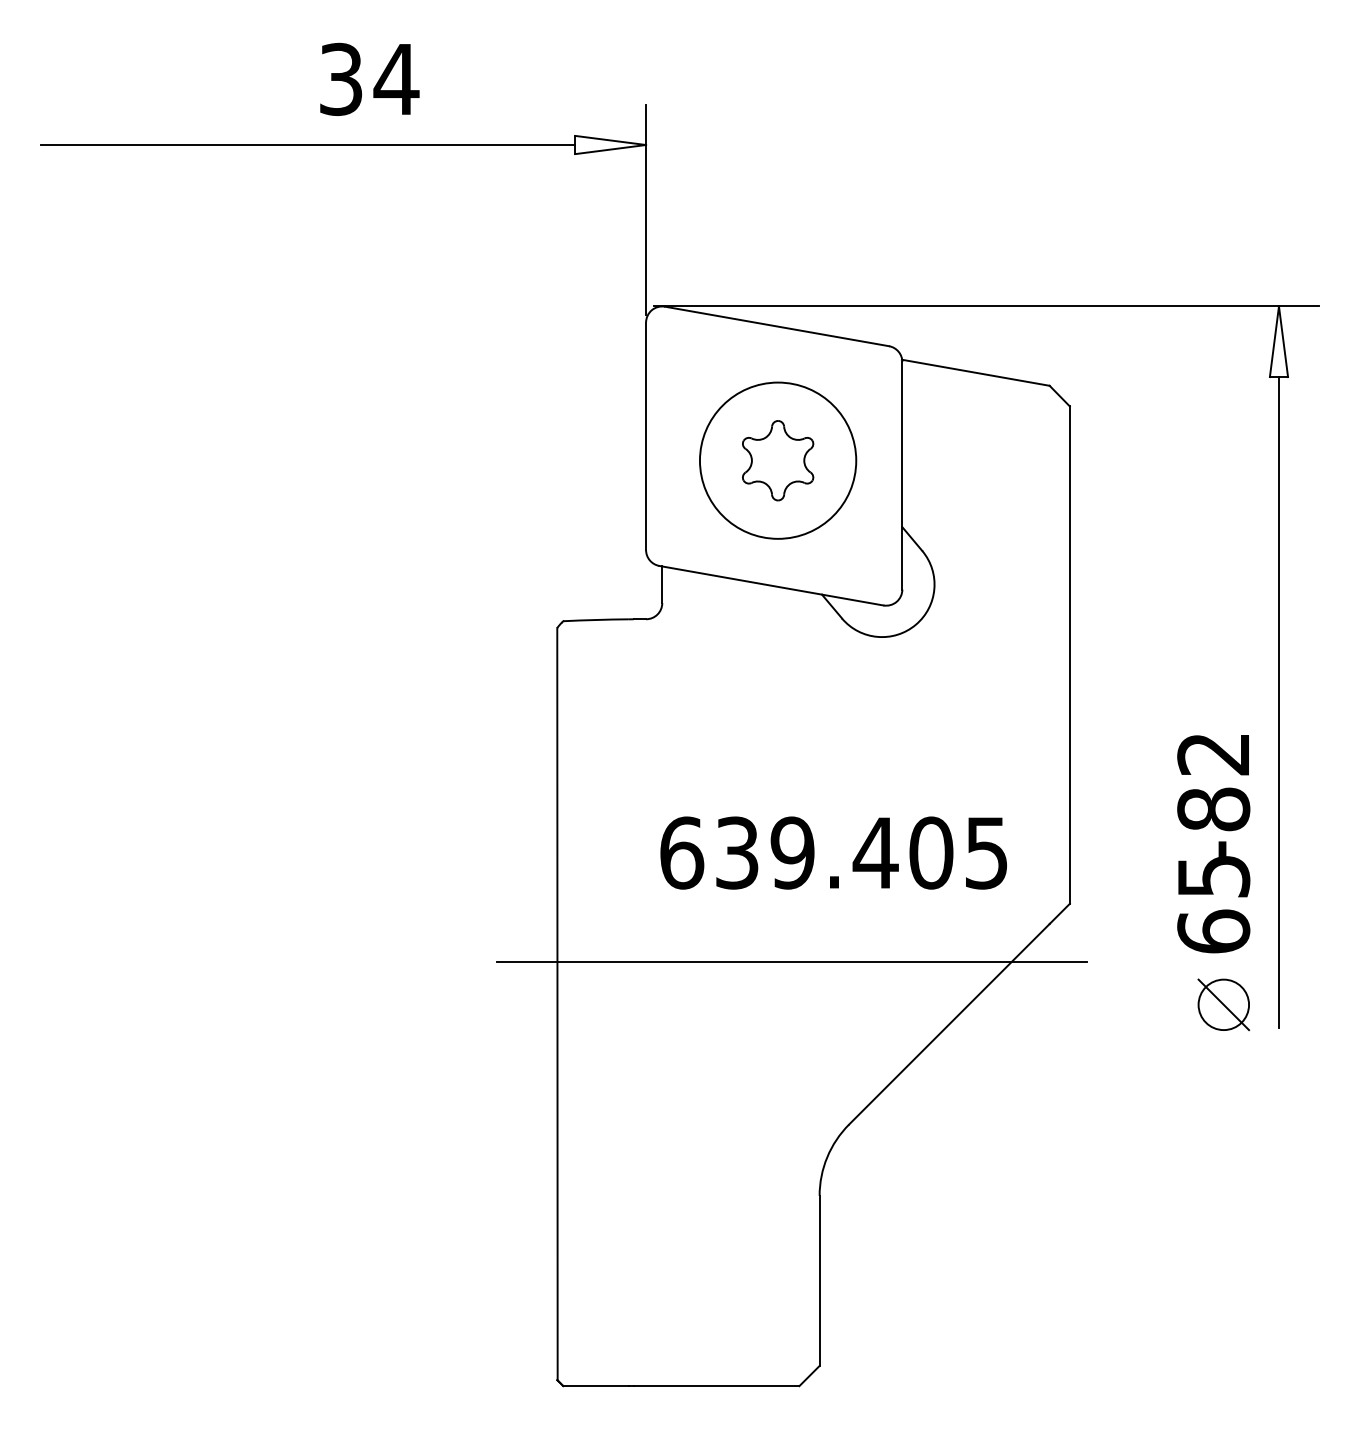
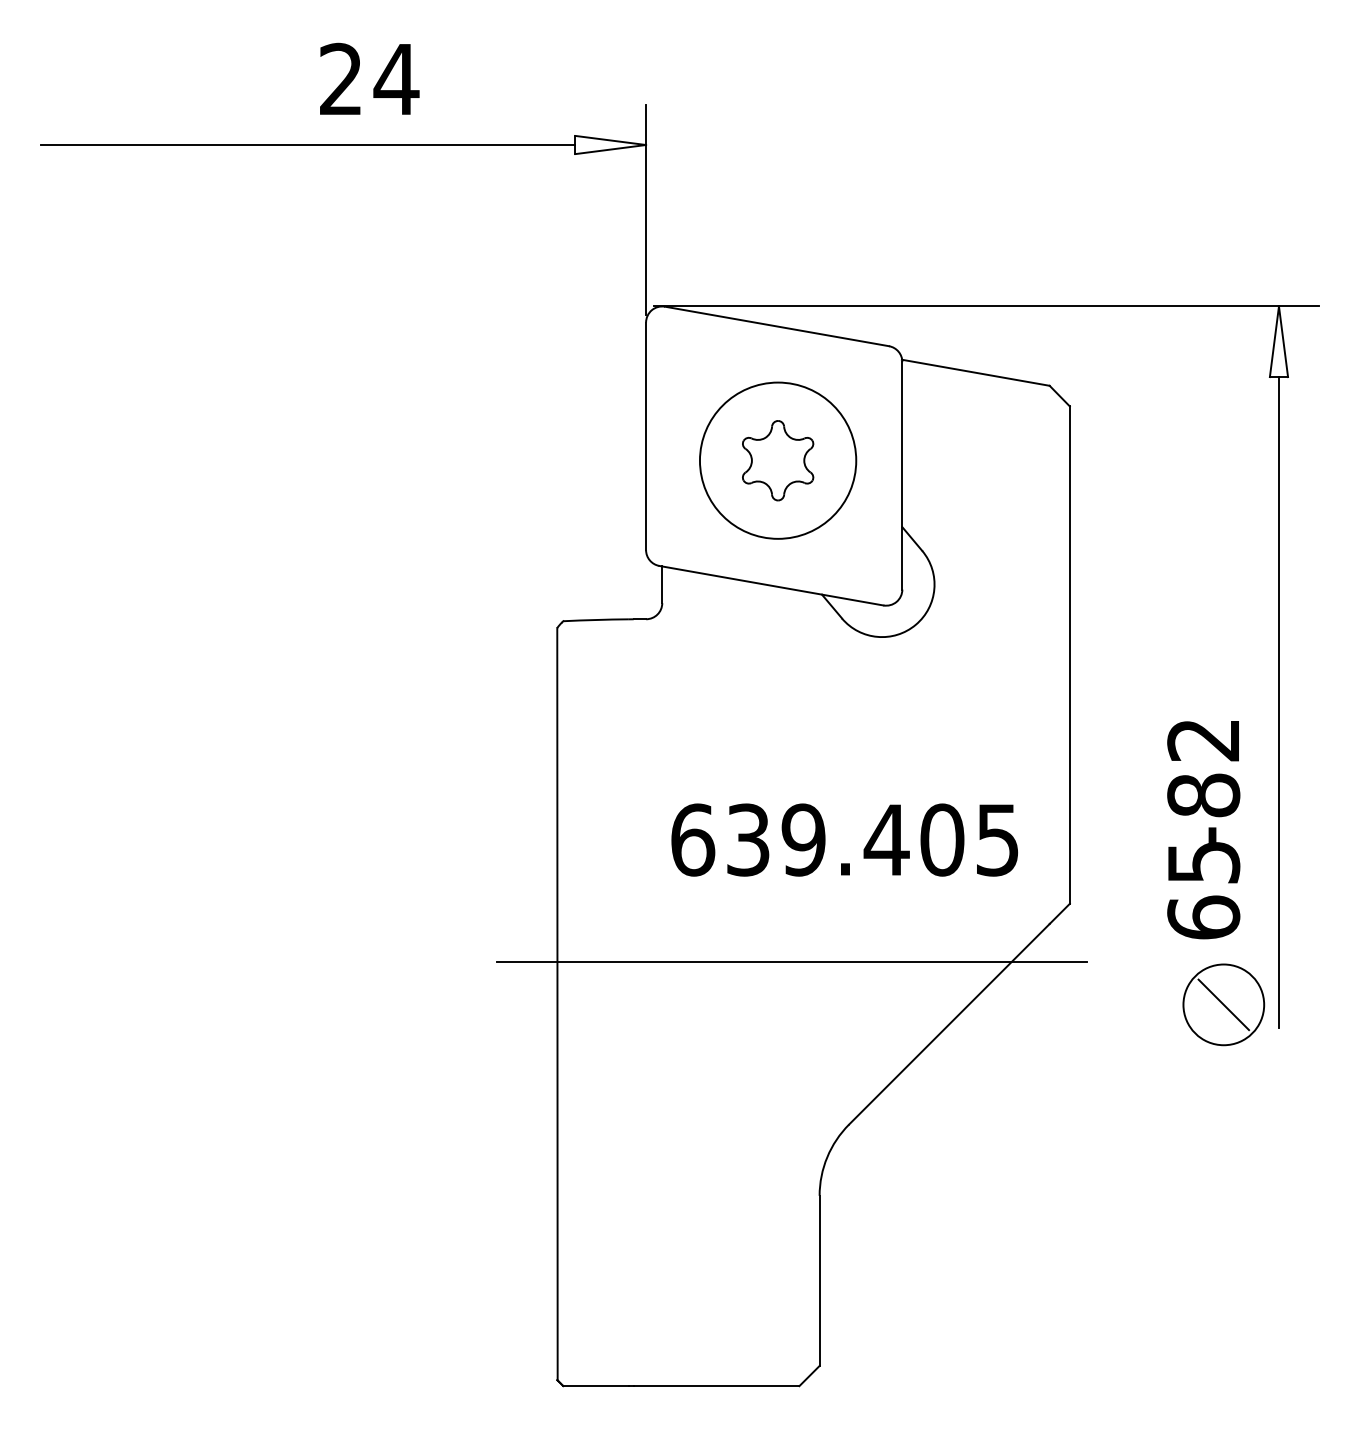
text: 34 -> 24 (341, 79)
text position: (1213, 844) -> (1203, 830) (1203, 830)
text position: (833, 852) -> (844, 839) (844, 839)
circle diameter: 50 px -> 81 px (1223, 1004)
